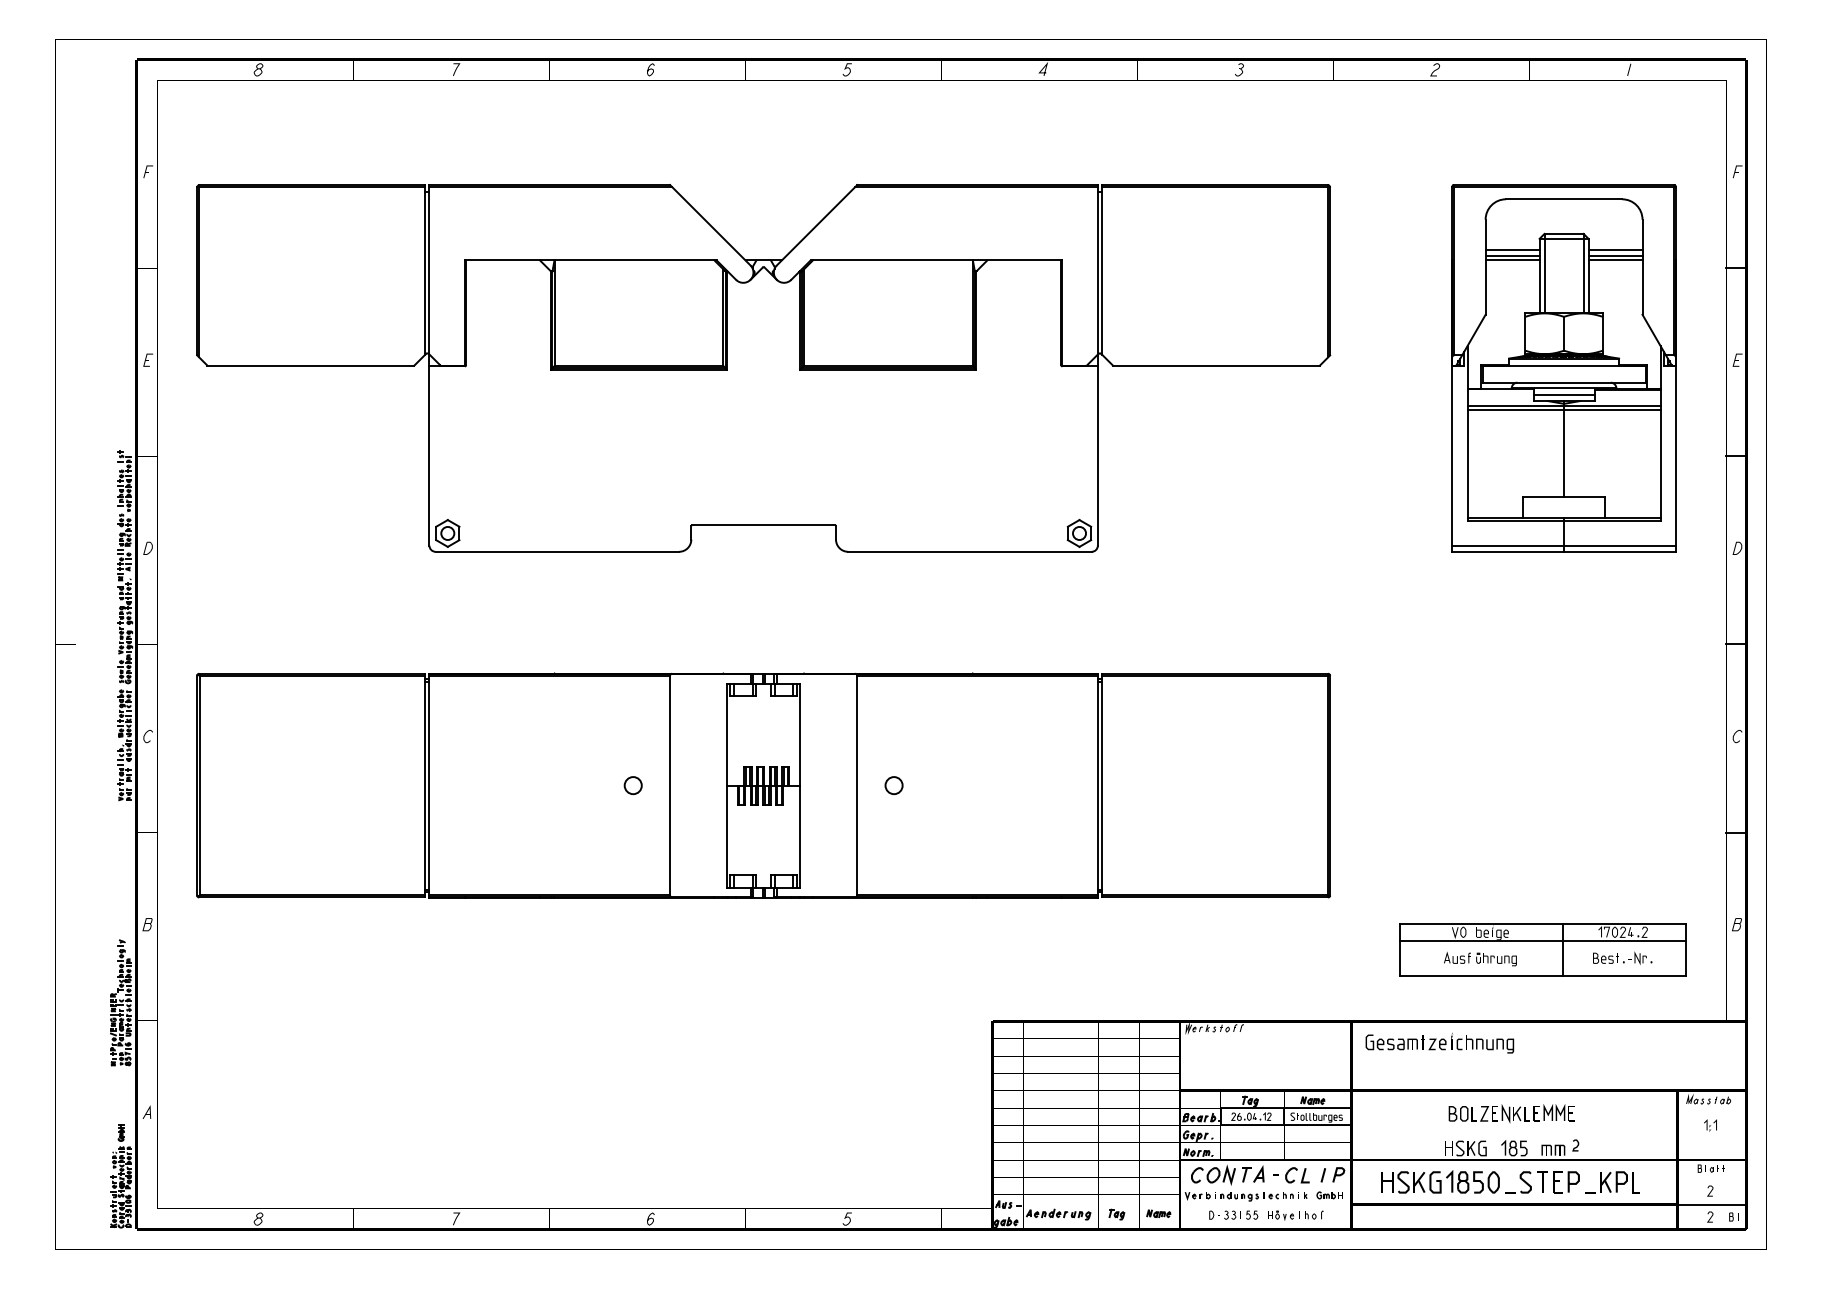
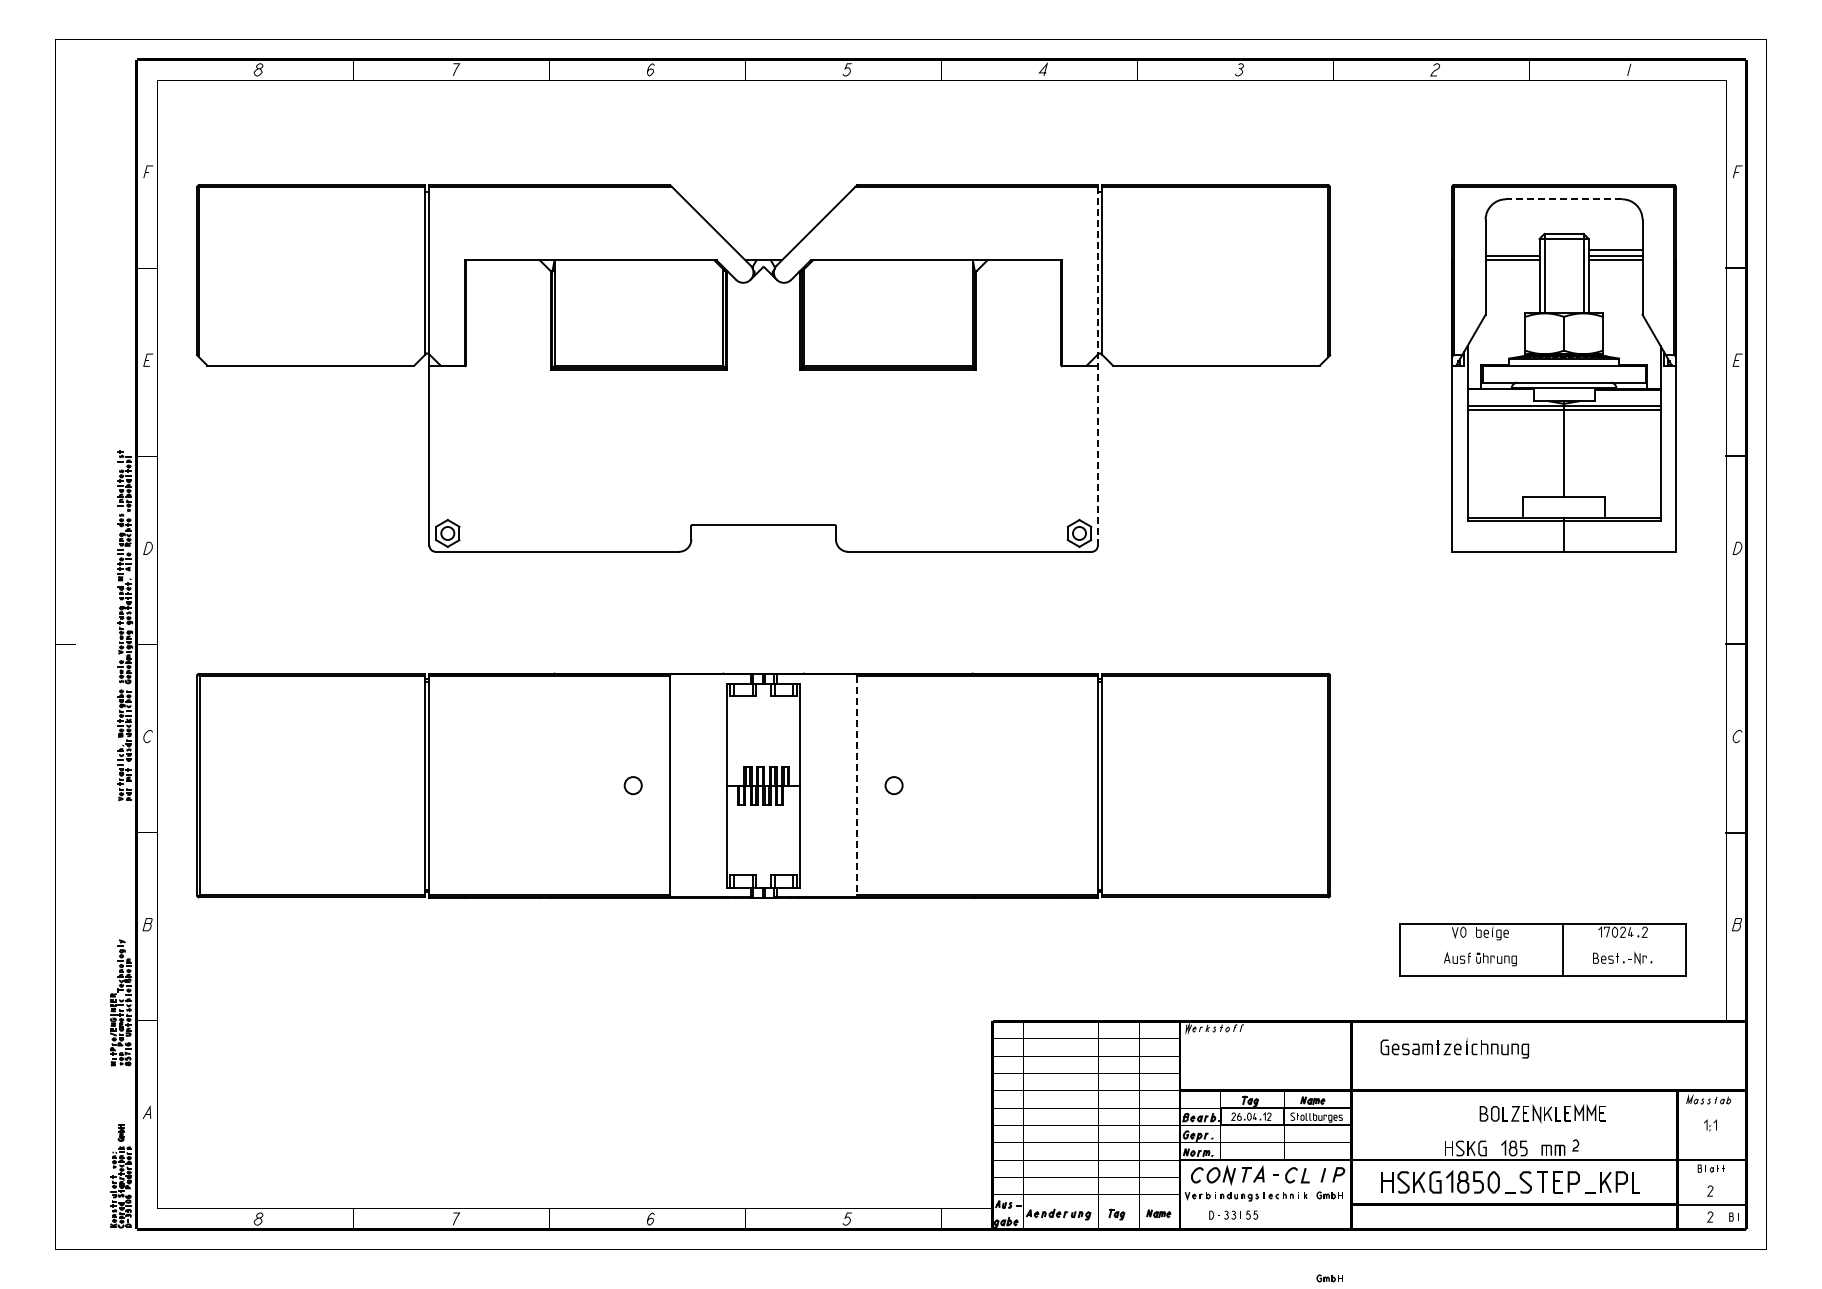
line: solid -> dashed (1563, 199)
line: present -> none (1512, 250)
line: solid -> dashed (1097, 364)
line: present -> none (1563, 395)
line: present -> none (1564, 545)
line: solid -> dashed (857, 785)
line: present -> none (1542, 940)
part position: (1439, 1042) -> (1454, 1047) (1454, 1047)
part position: (1511, 1113) -> (1542, 1113) (1542, 1113)
part: present -> none (1295, 1215)
part: none -> present (1329, 1278)
